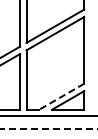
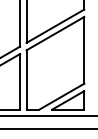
line: dashed -> solid (61, 96)
line: dashed -> solid (49, 128)
